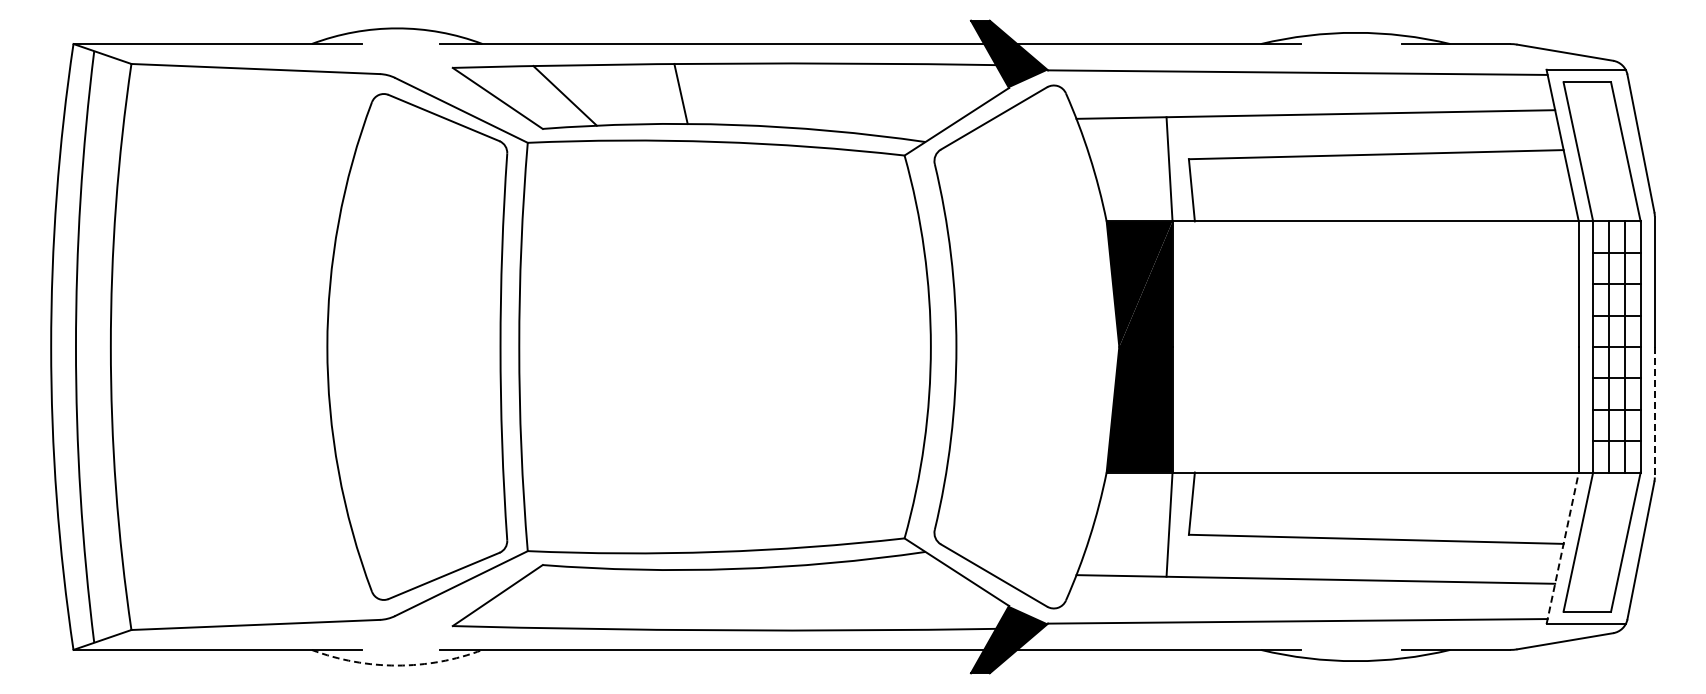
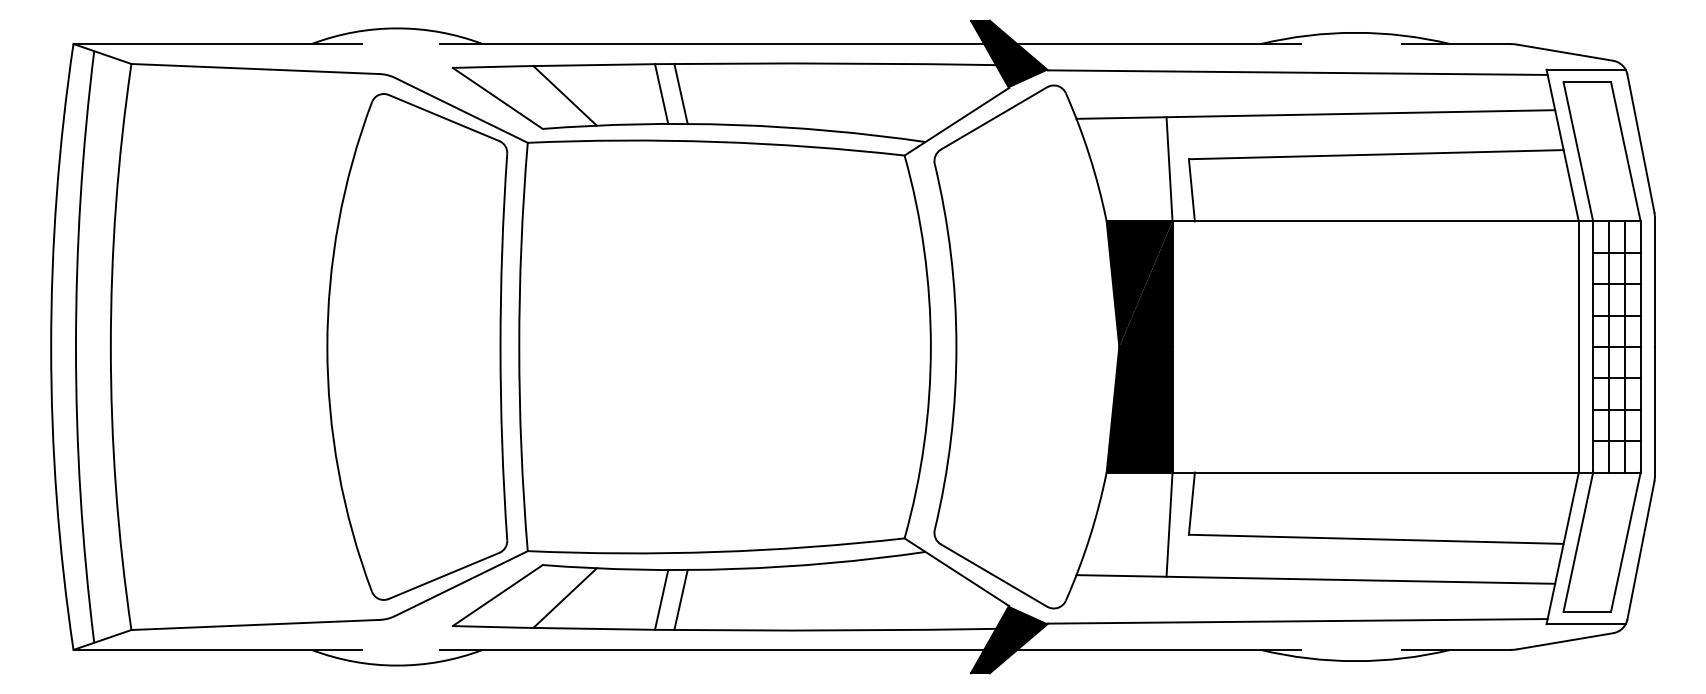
line: none -> present (661, 93)
line: dashed -> solid (1654, 412)
line: dashed -> solid (1562, 548)
line: none -> present (564, 597)
line: none -> present (661, 599)
line: none -> present (680, 599)
arc: dashed -> solid (397, 665)
